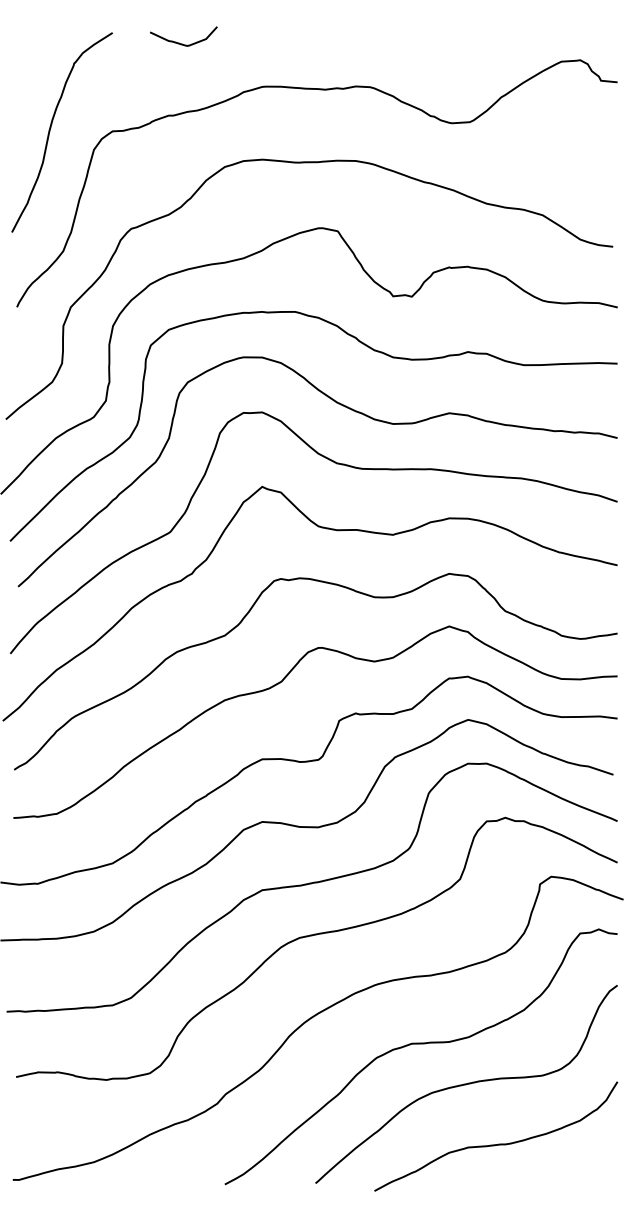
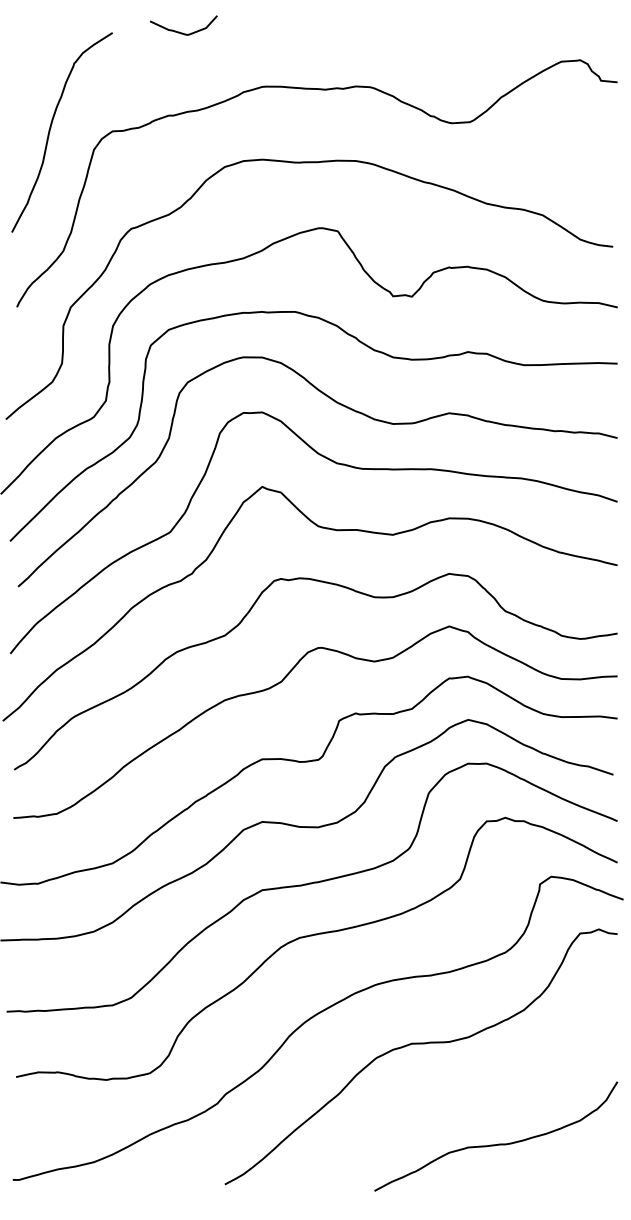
curve position: (182, 43) -> (182, 32) (182, 32)
curve: present -> none (466, 1084)
